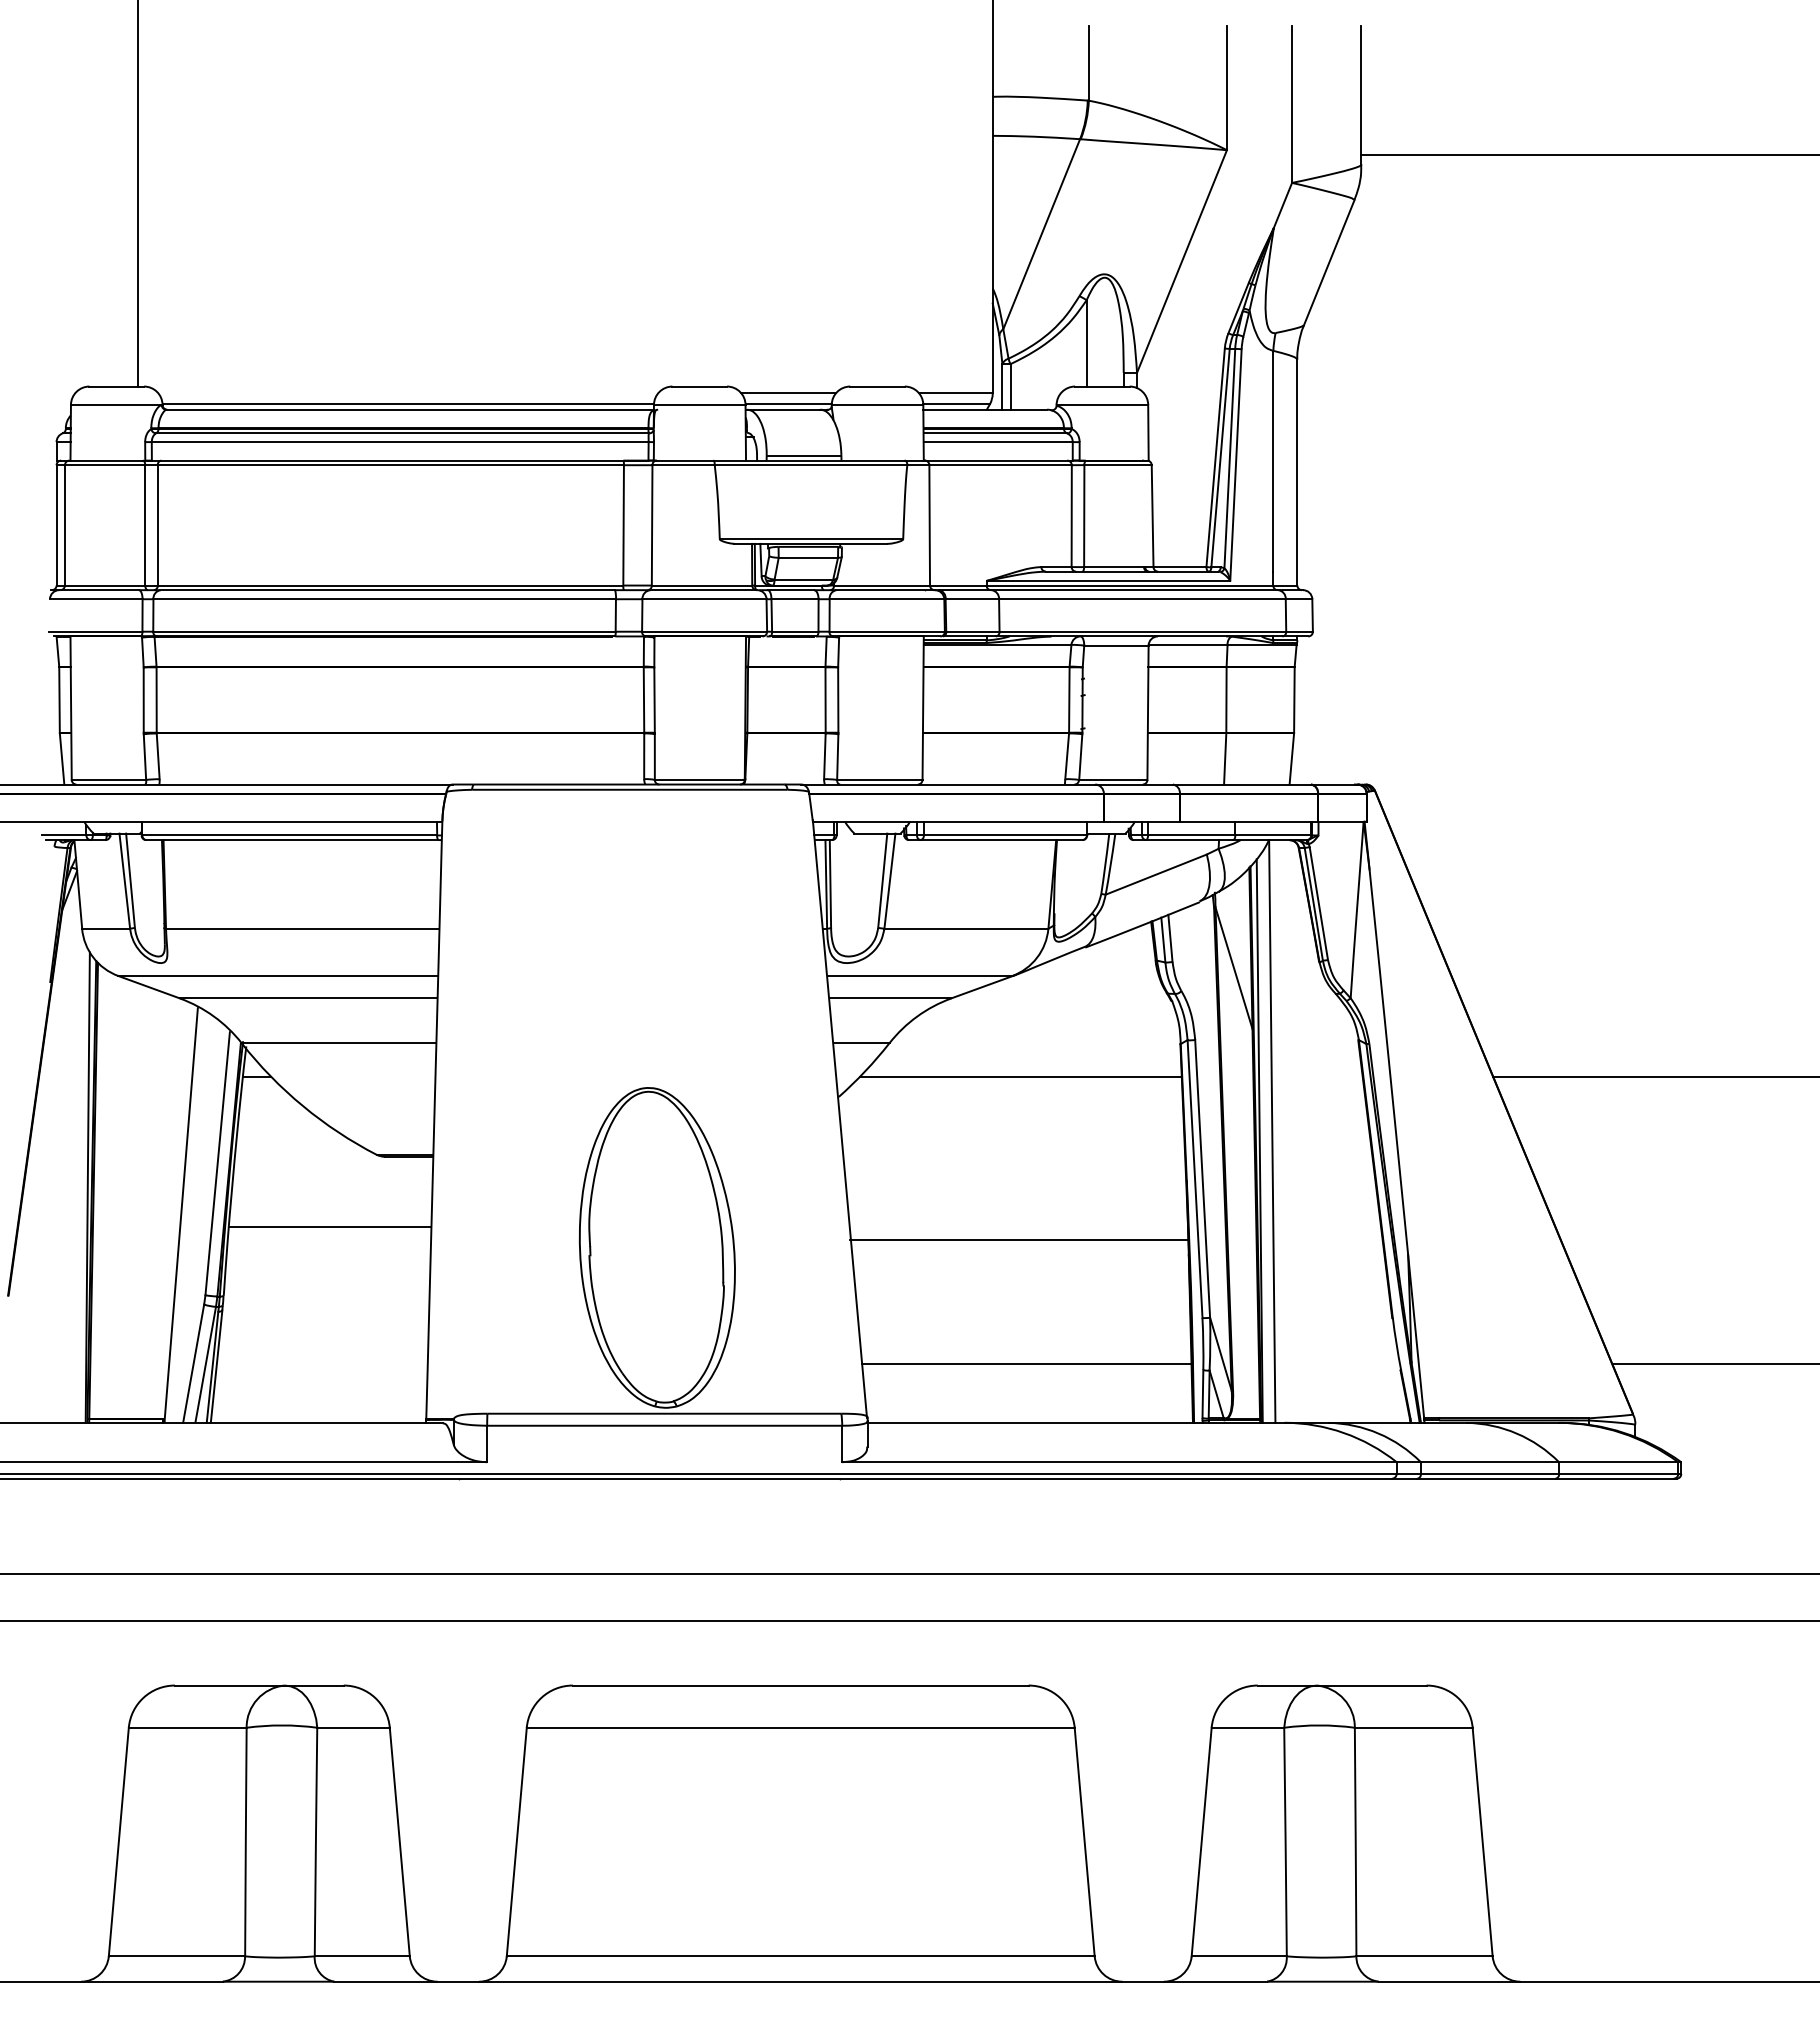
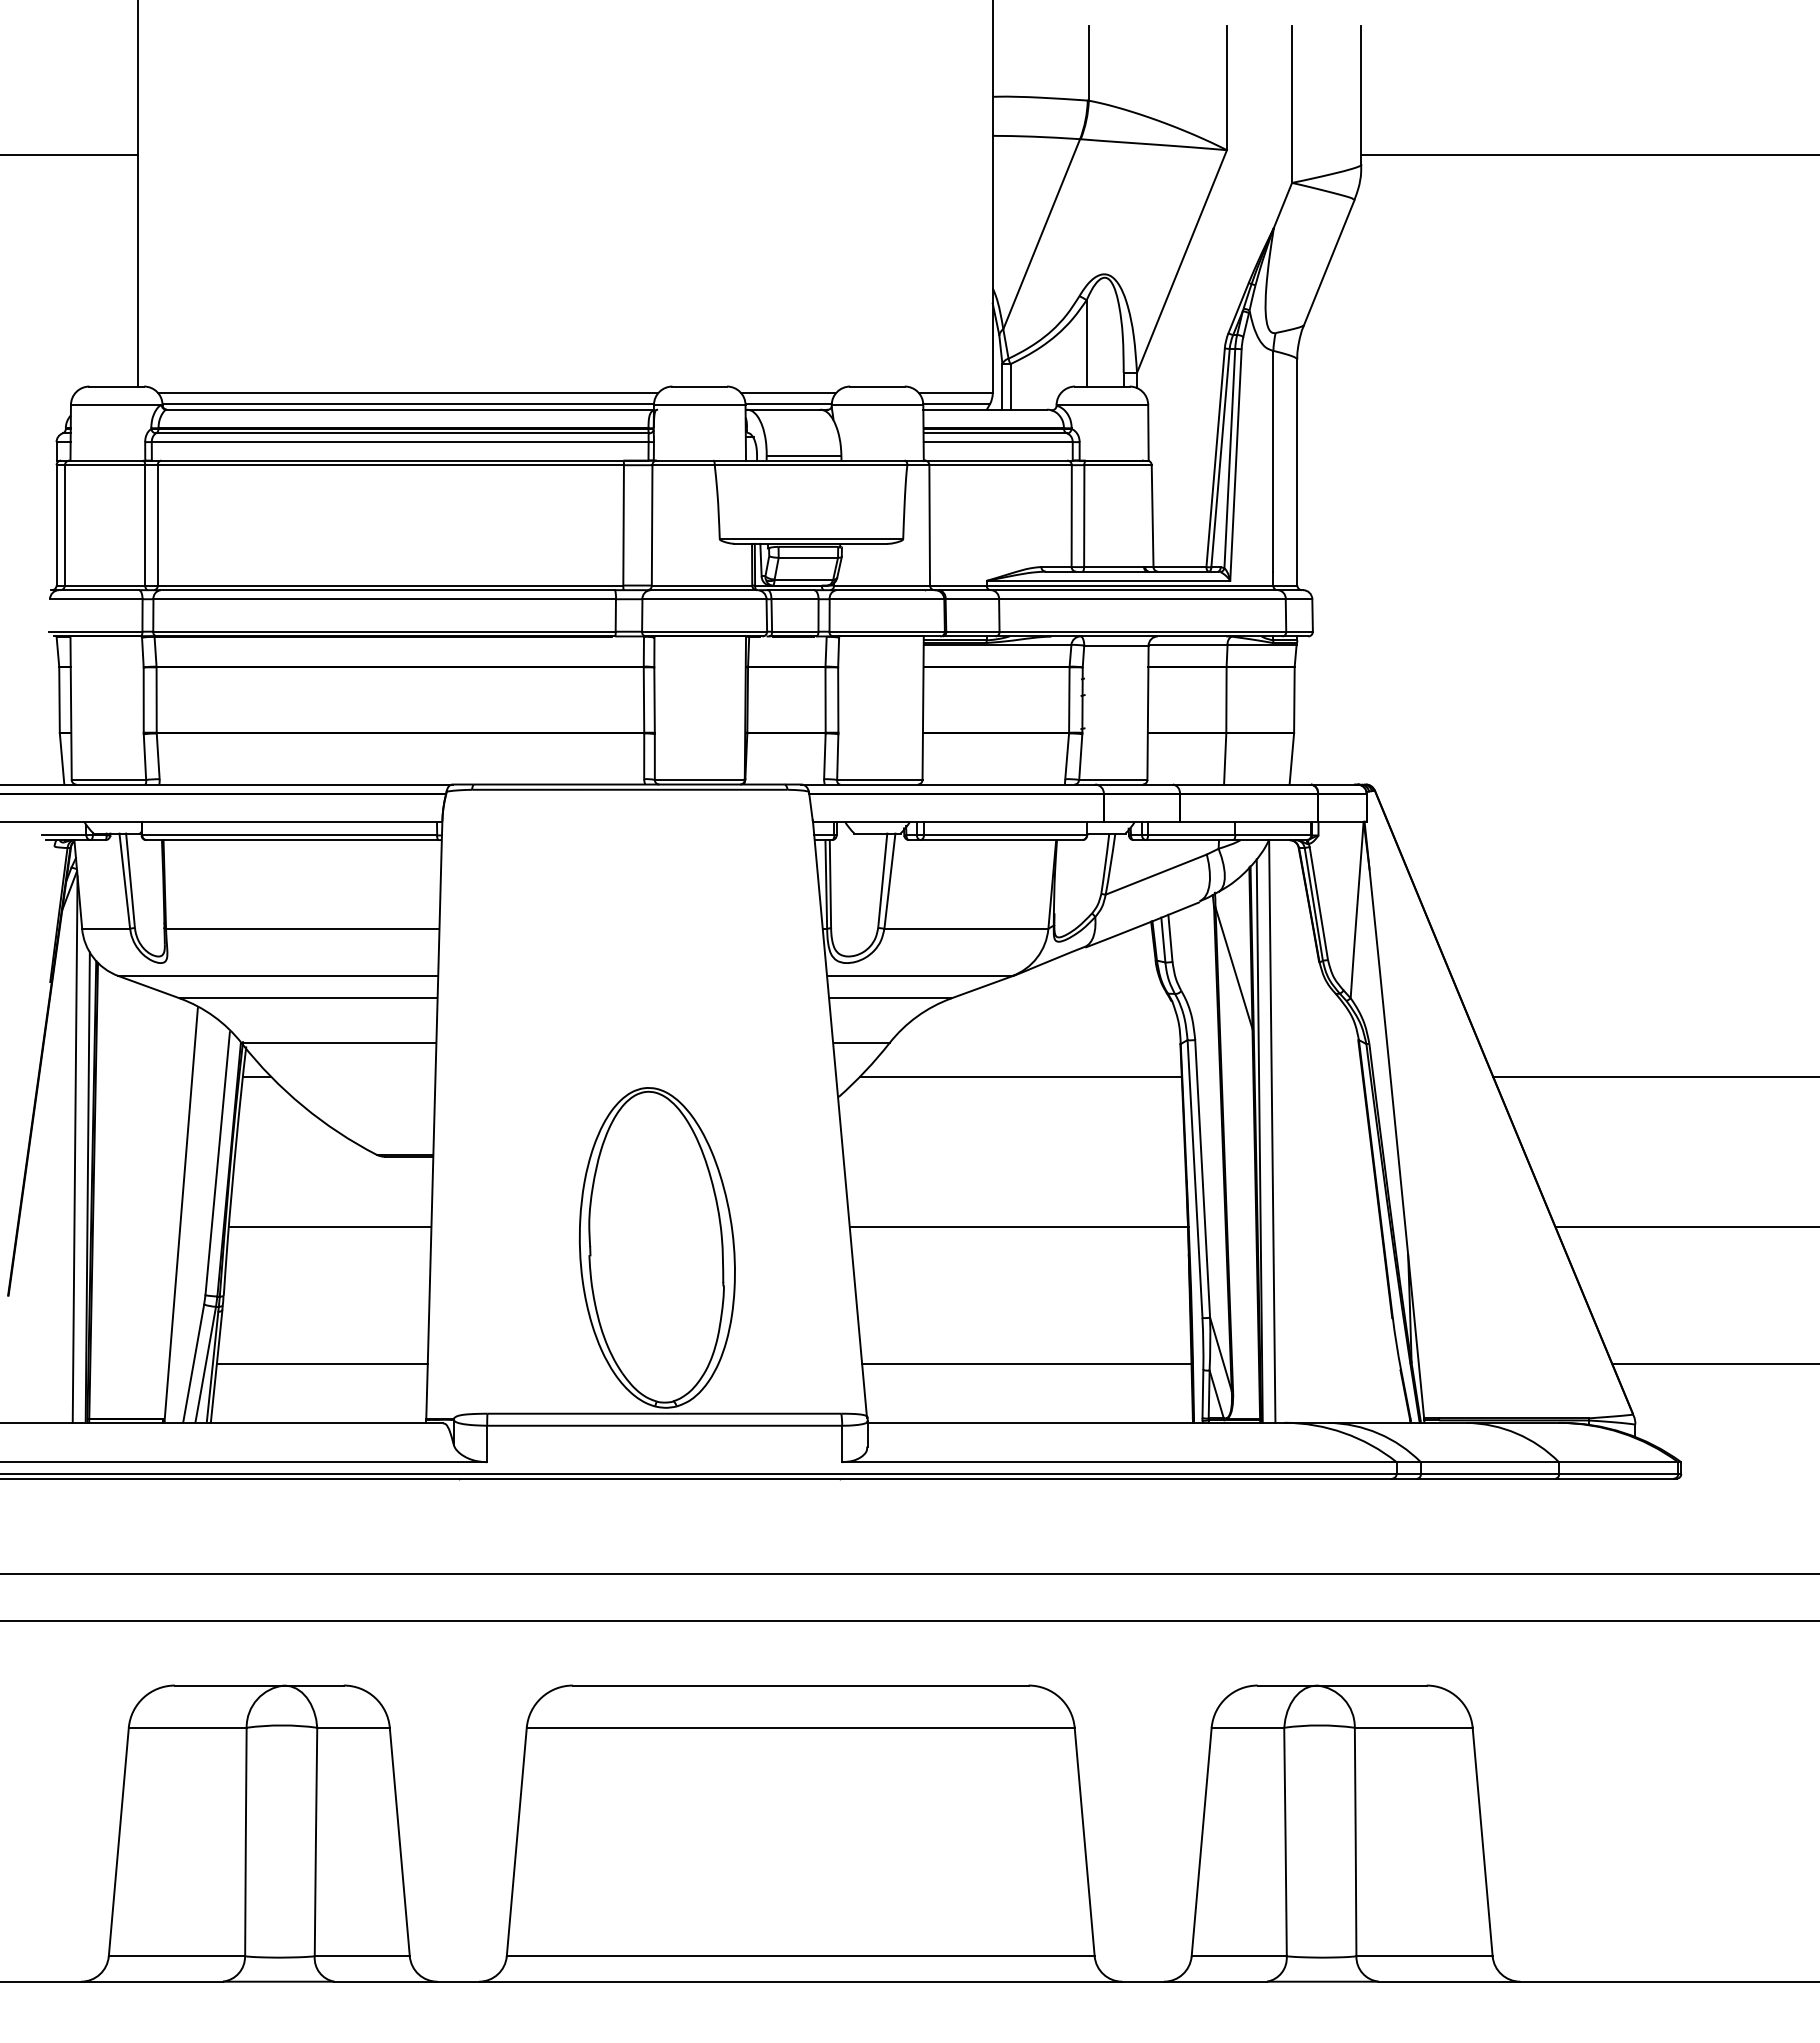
line: none -> present (70, 155)
line: none -> present (408, 393)
line: none -> present (74, 1149)
line: none -> present (1685, 1226)
line position: (1018, 1239) -> (1018, 1226) (1018, 1226)
line: none -> present (321, 1364)
